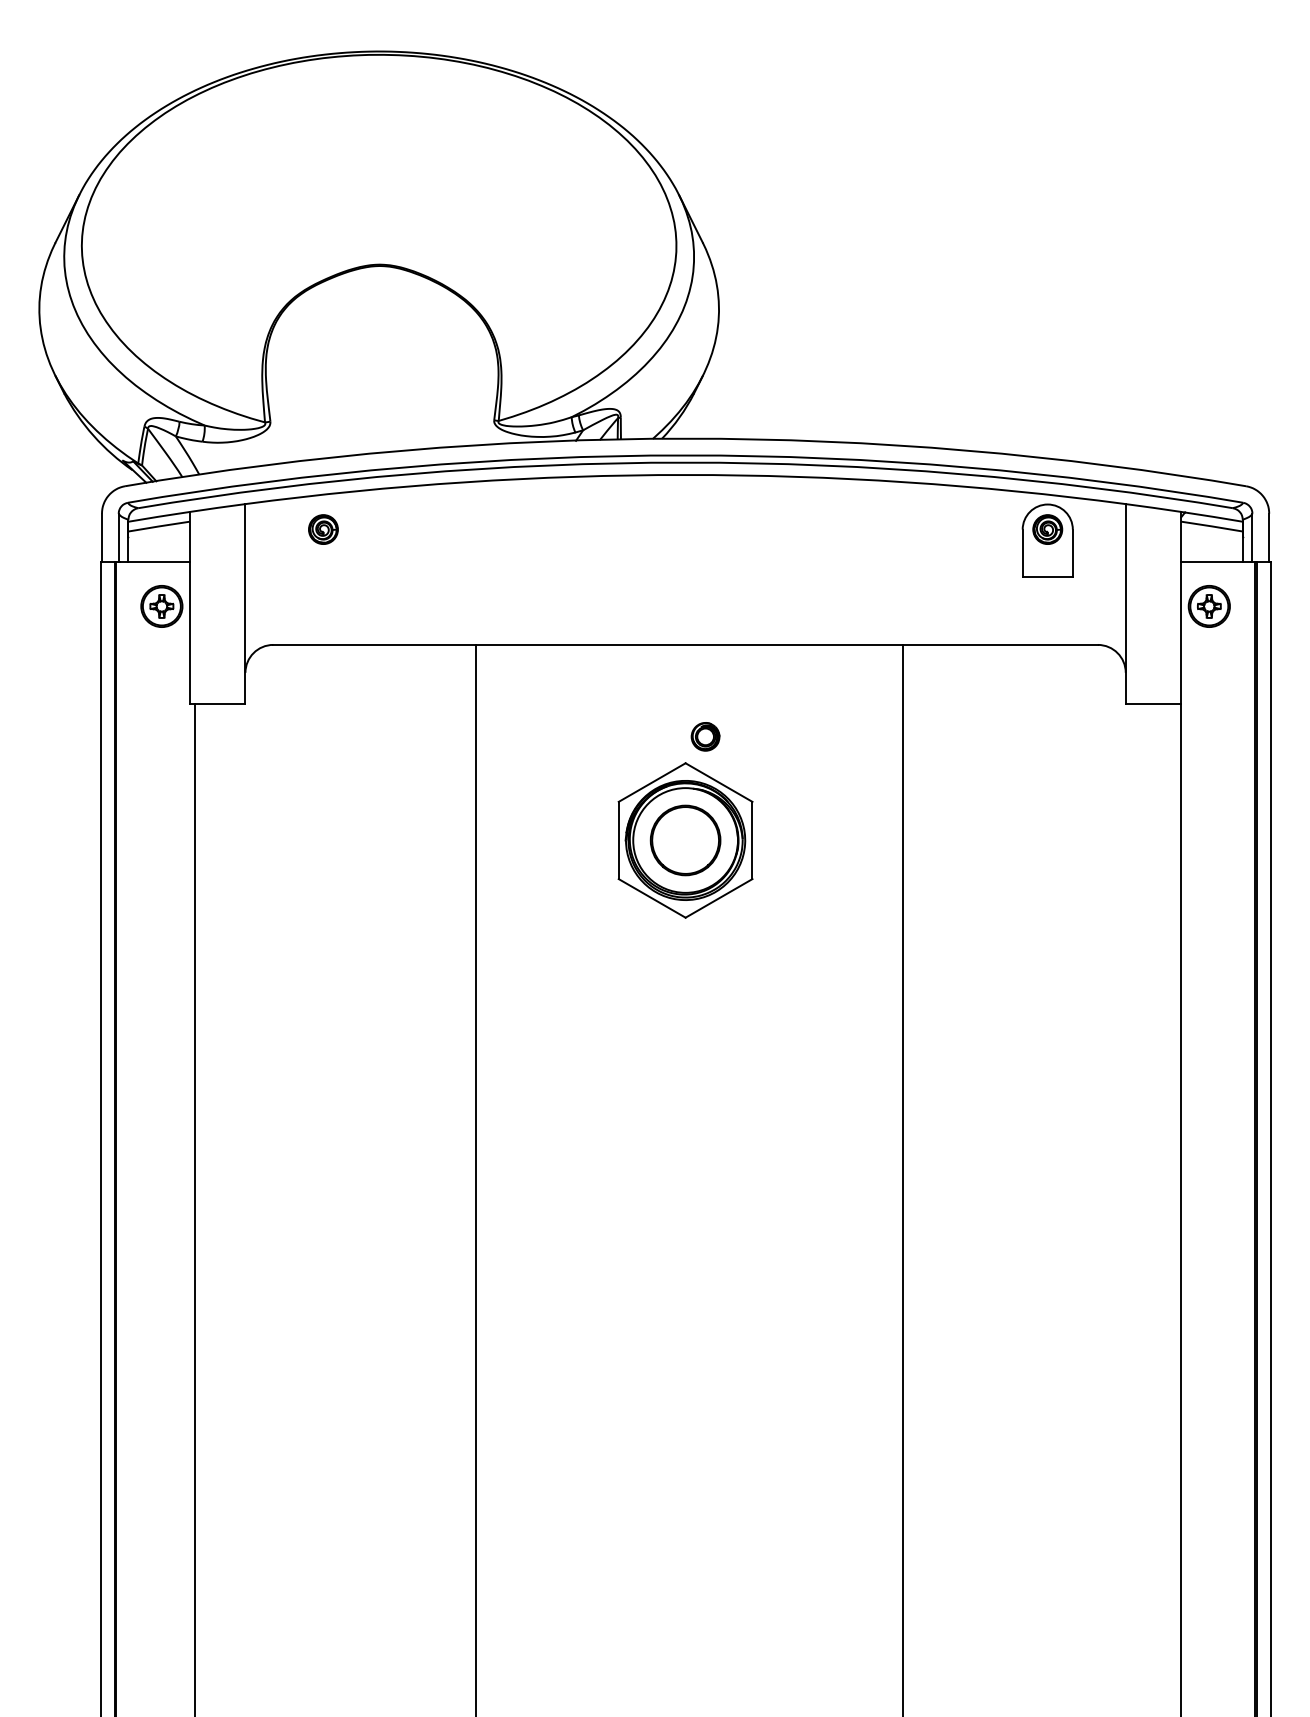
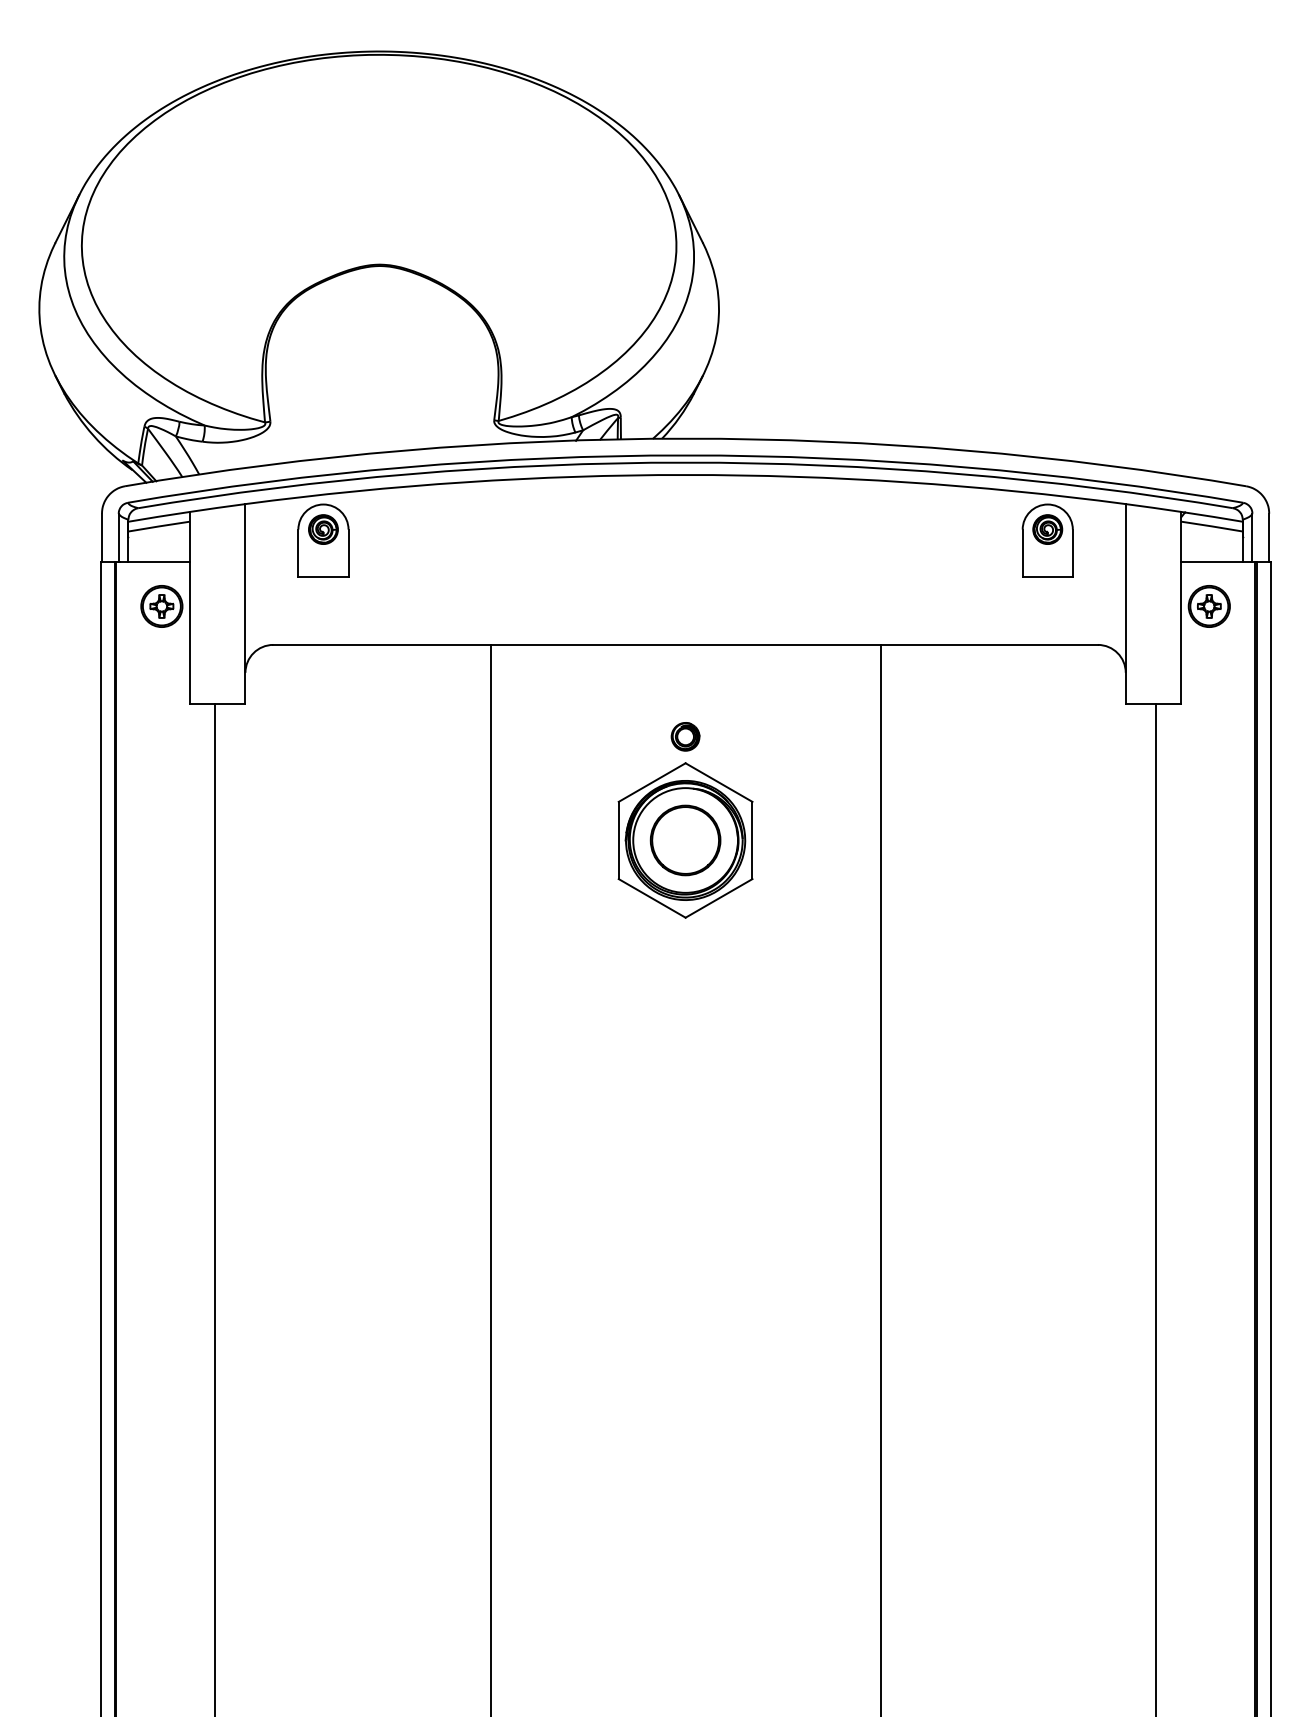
part: none -> present (323, 540)
part position: (705, 736) -> (685, 736) (685, 736)
line position: (475, 1178) -> (490, 1178) (490, 1178)
line position: (902, 1178) -> (880, 1178) (880, 1178)
line position: (194, 1208) -> (214, 1208) (214, 1208)
line position: (1181, 1208) -> (1156, 1208) (1156, 1208)
